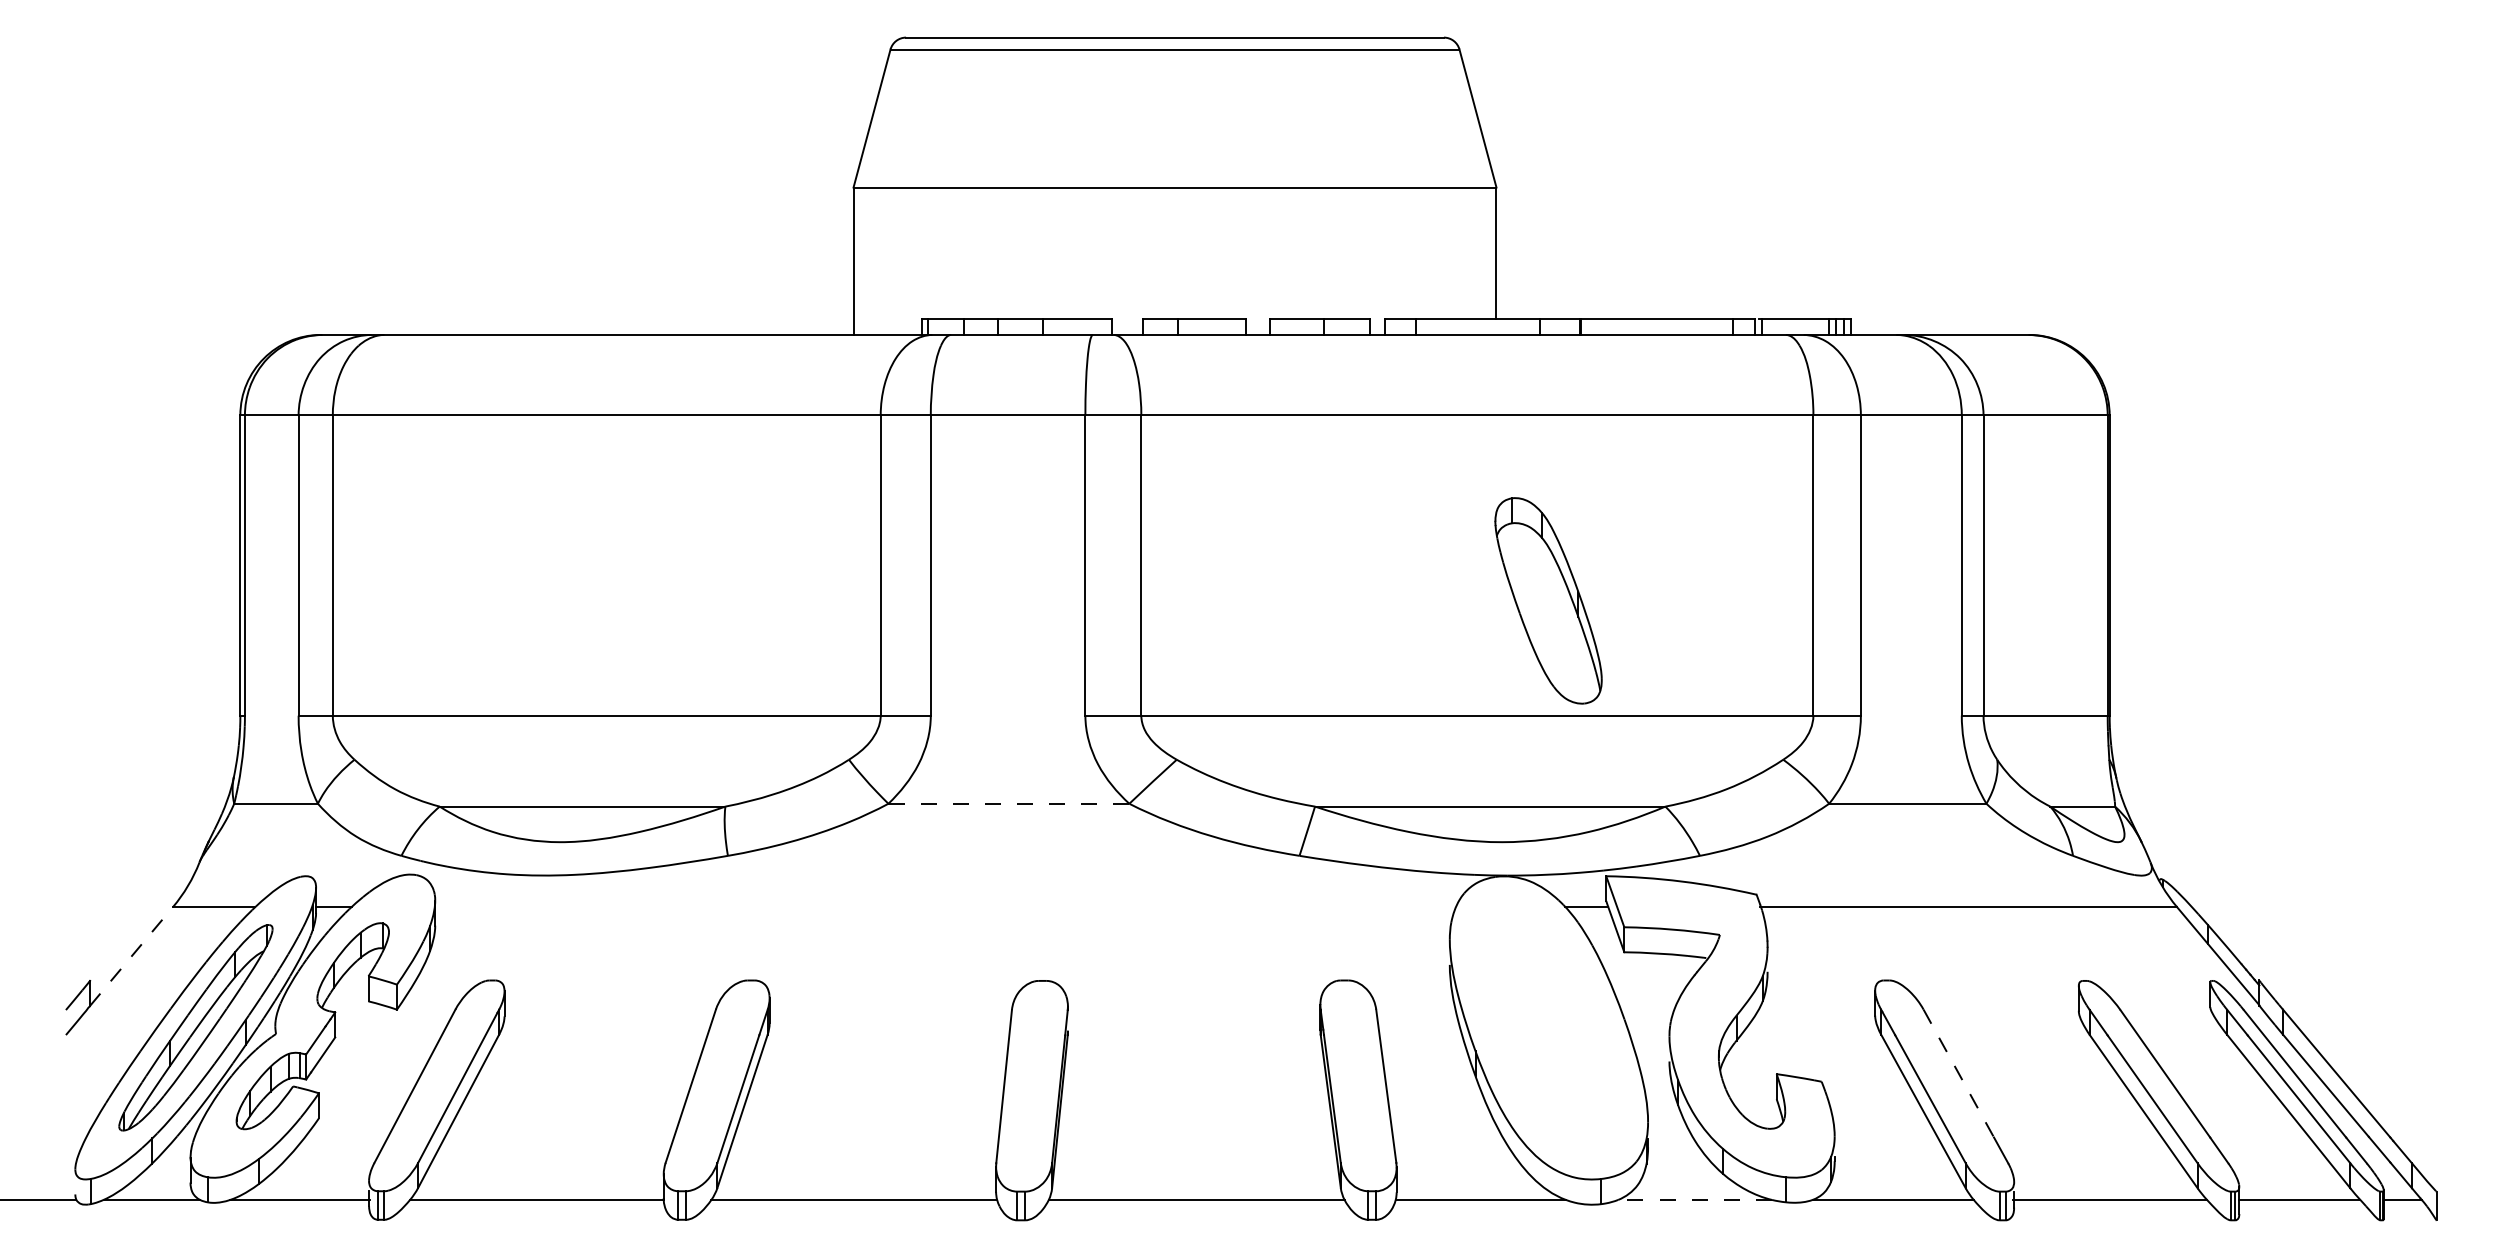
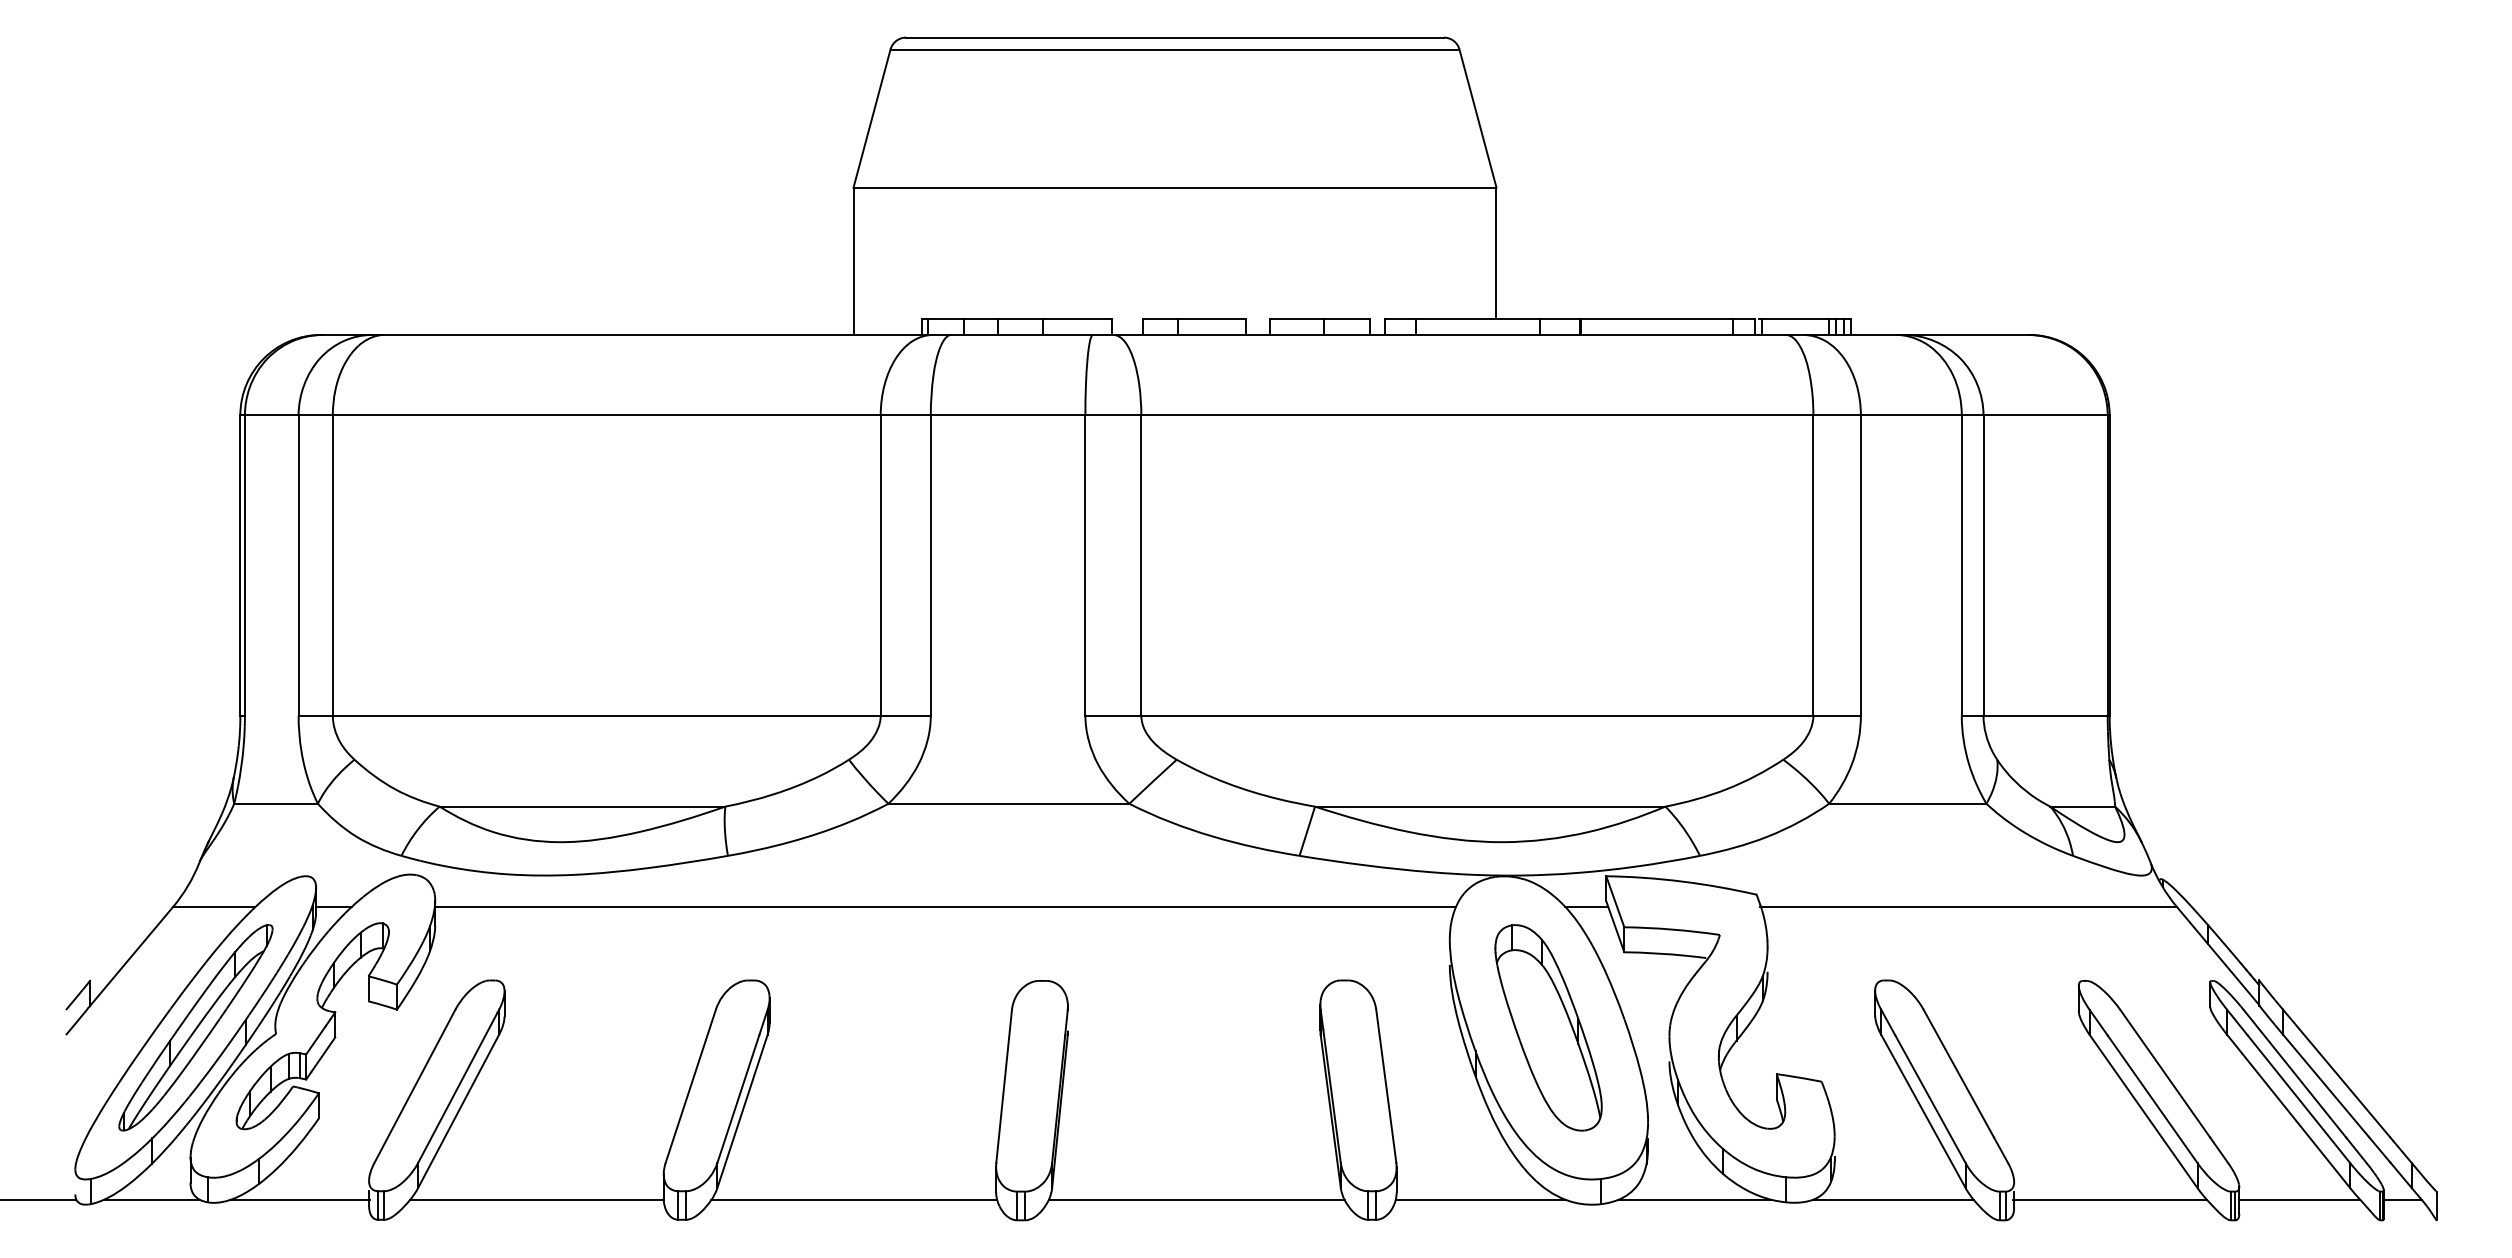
part position: (1548, 600) -> (1548, 1027) (1548, 1027)
line: dashed -> solid (1009, 803)
line: none -> present (945, 907)
line: dashed -> solid (131, 956)
line: dashed -> solid (1959, 1074)
line: dashed -> solid (1695, 1199)
